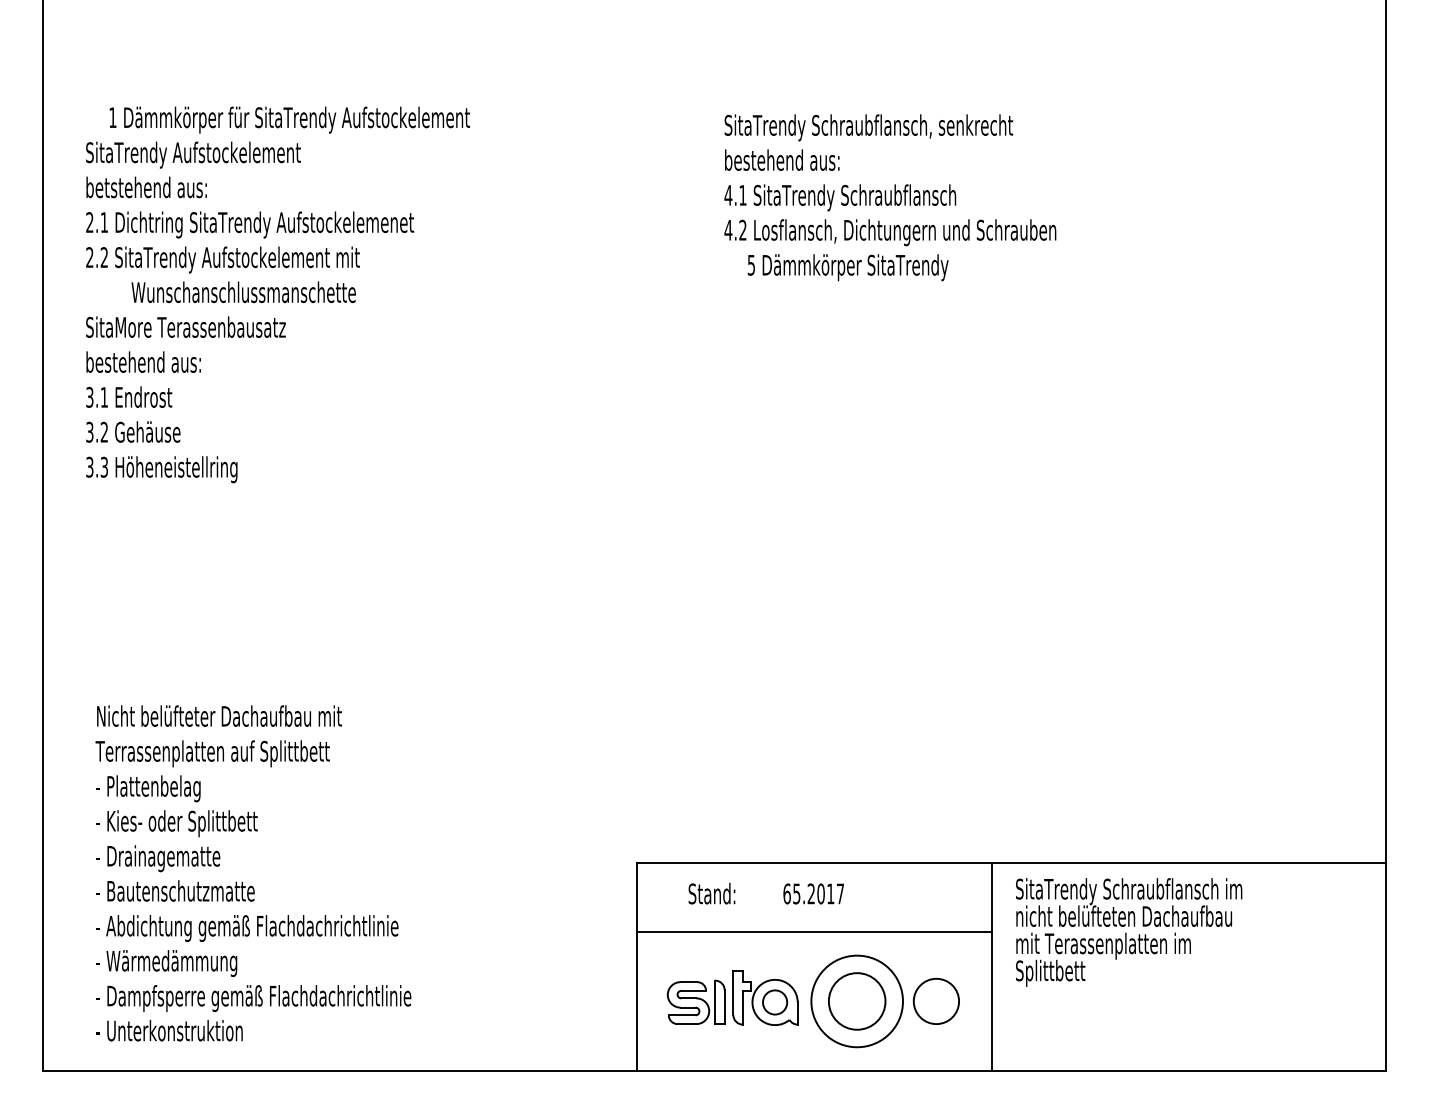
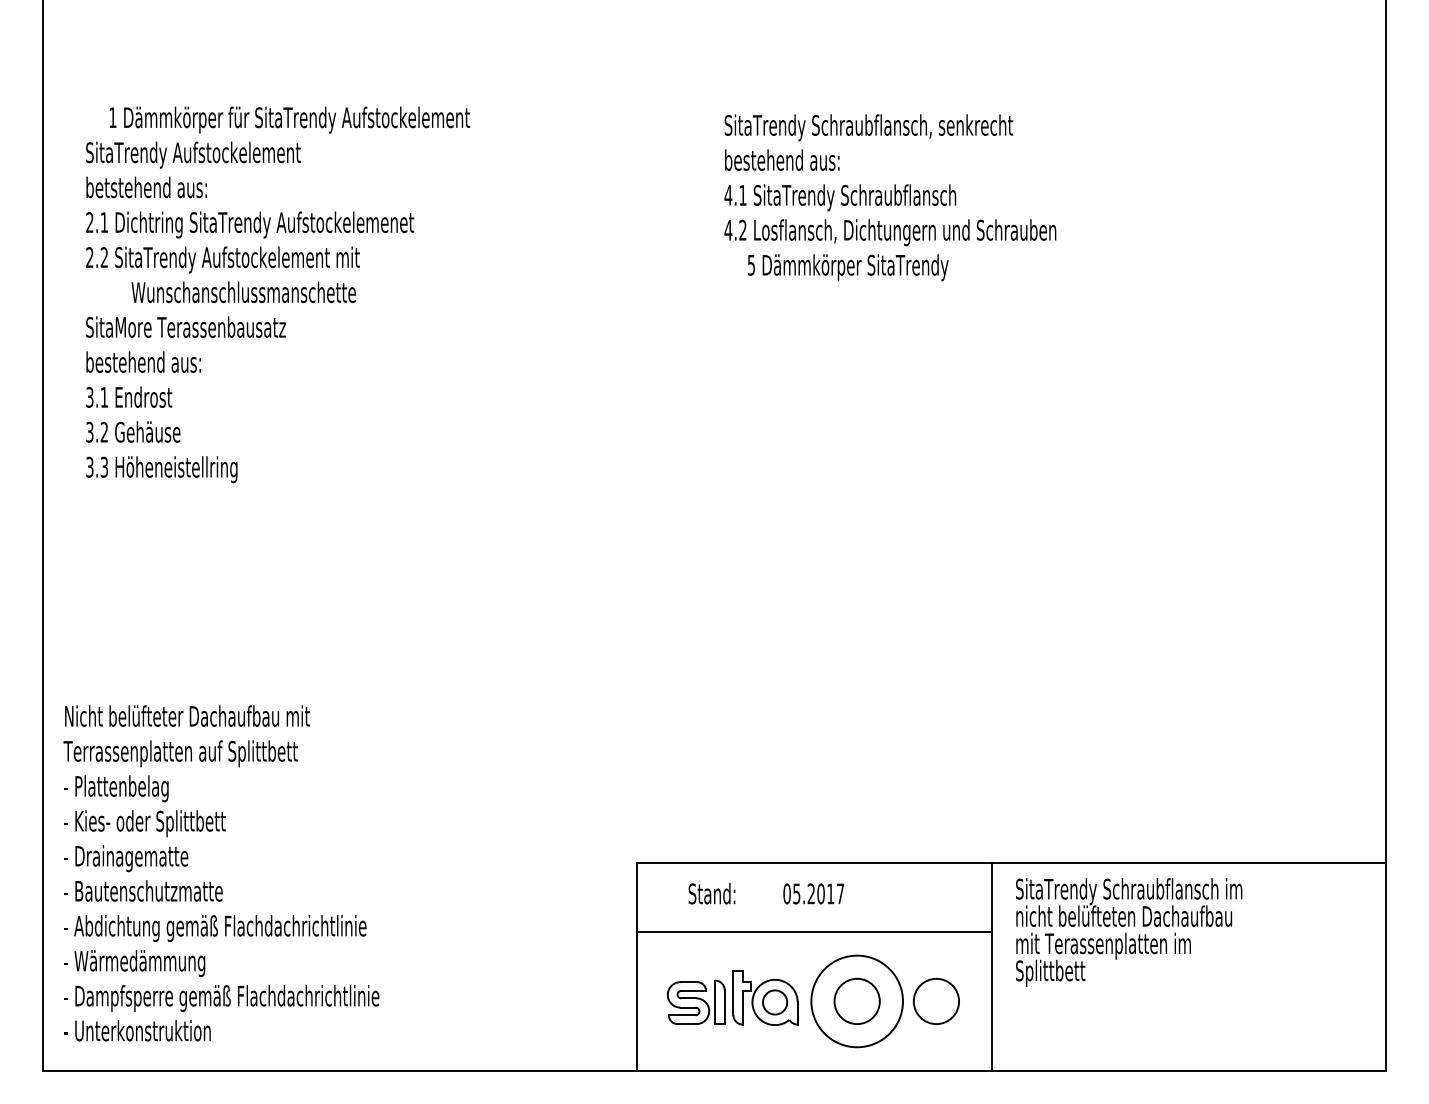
text position: (253, 873) -> (221, 873) (221, 873)
text: 65.2017 -> 05.2017 (786, 893)
circle diameter: 57 px -> 45 px (856, 1001)
